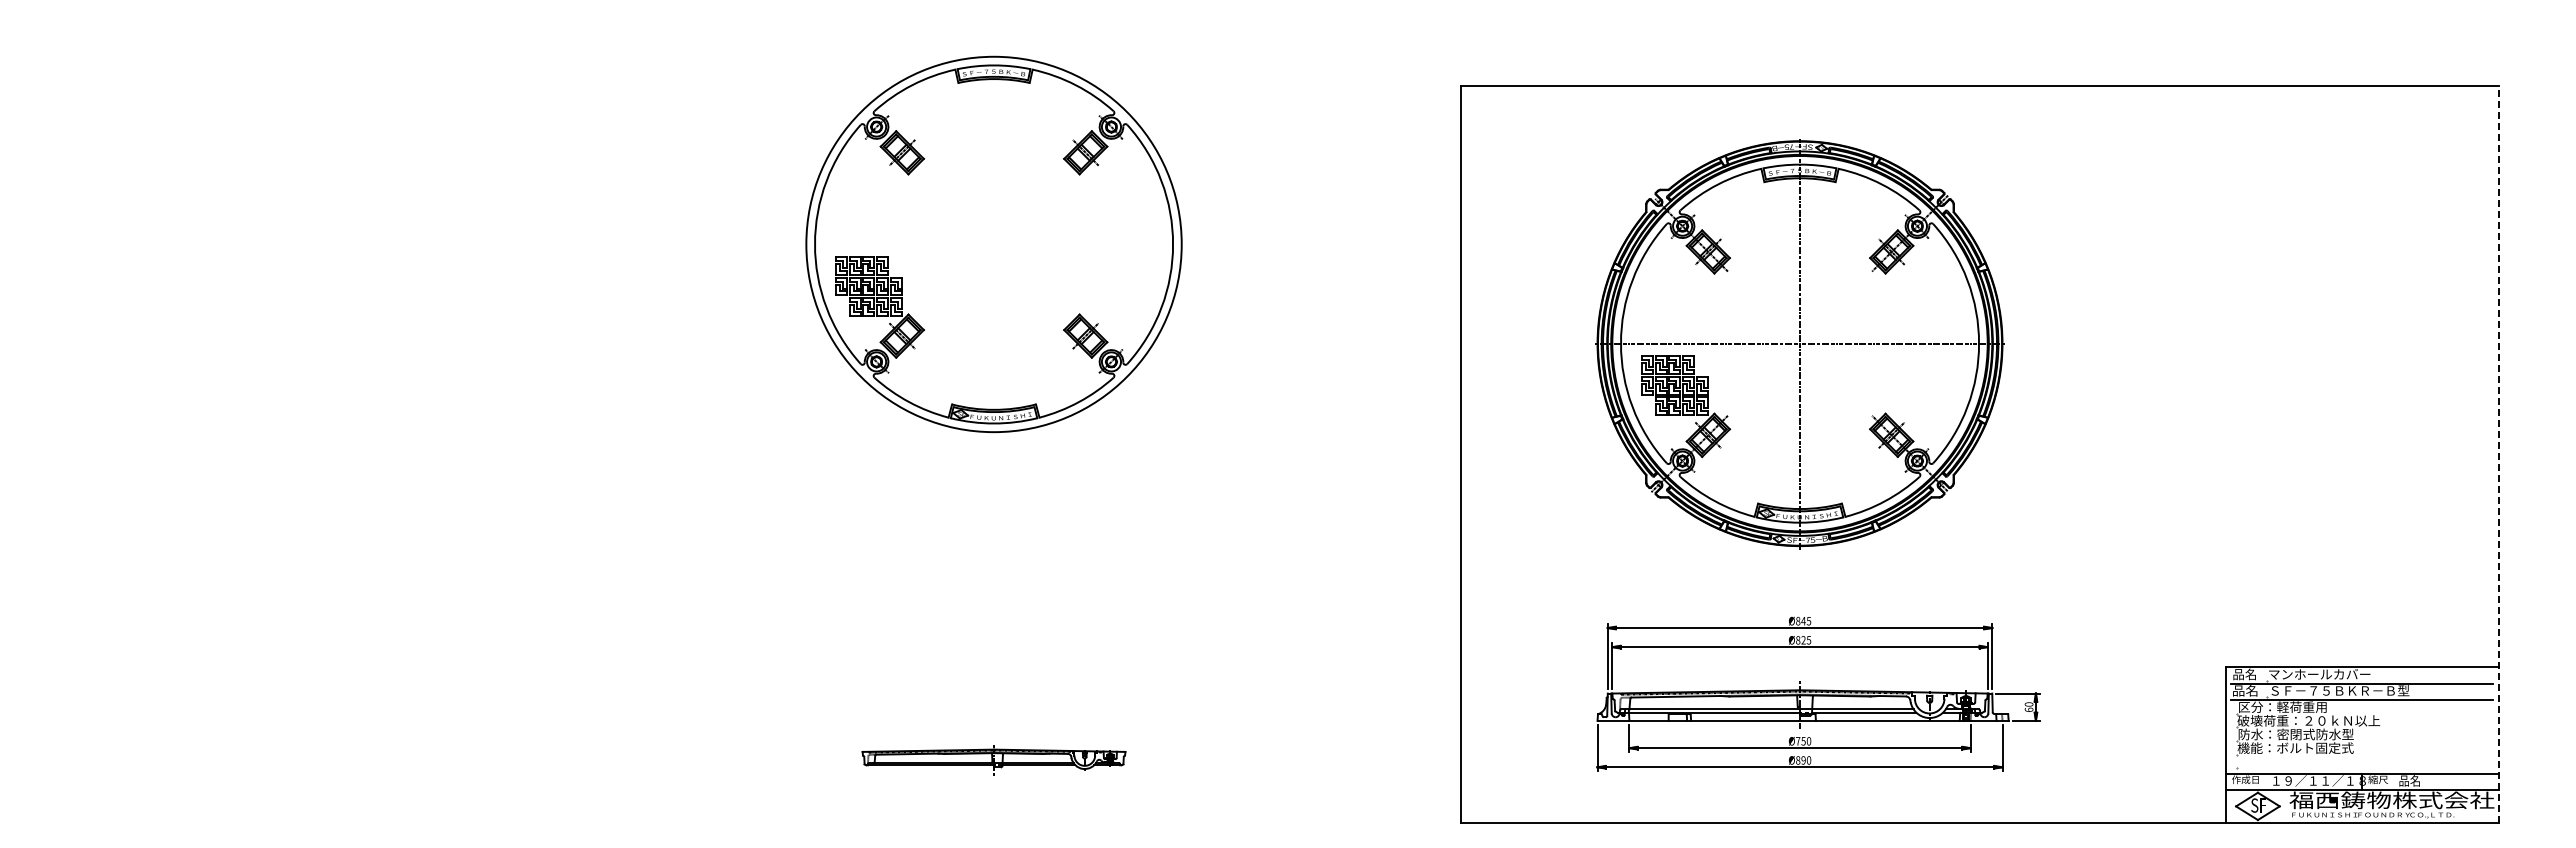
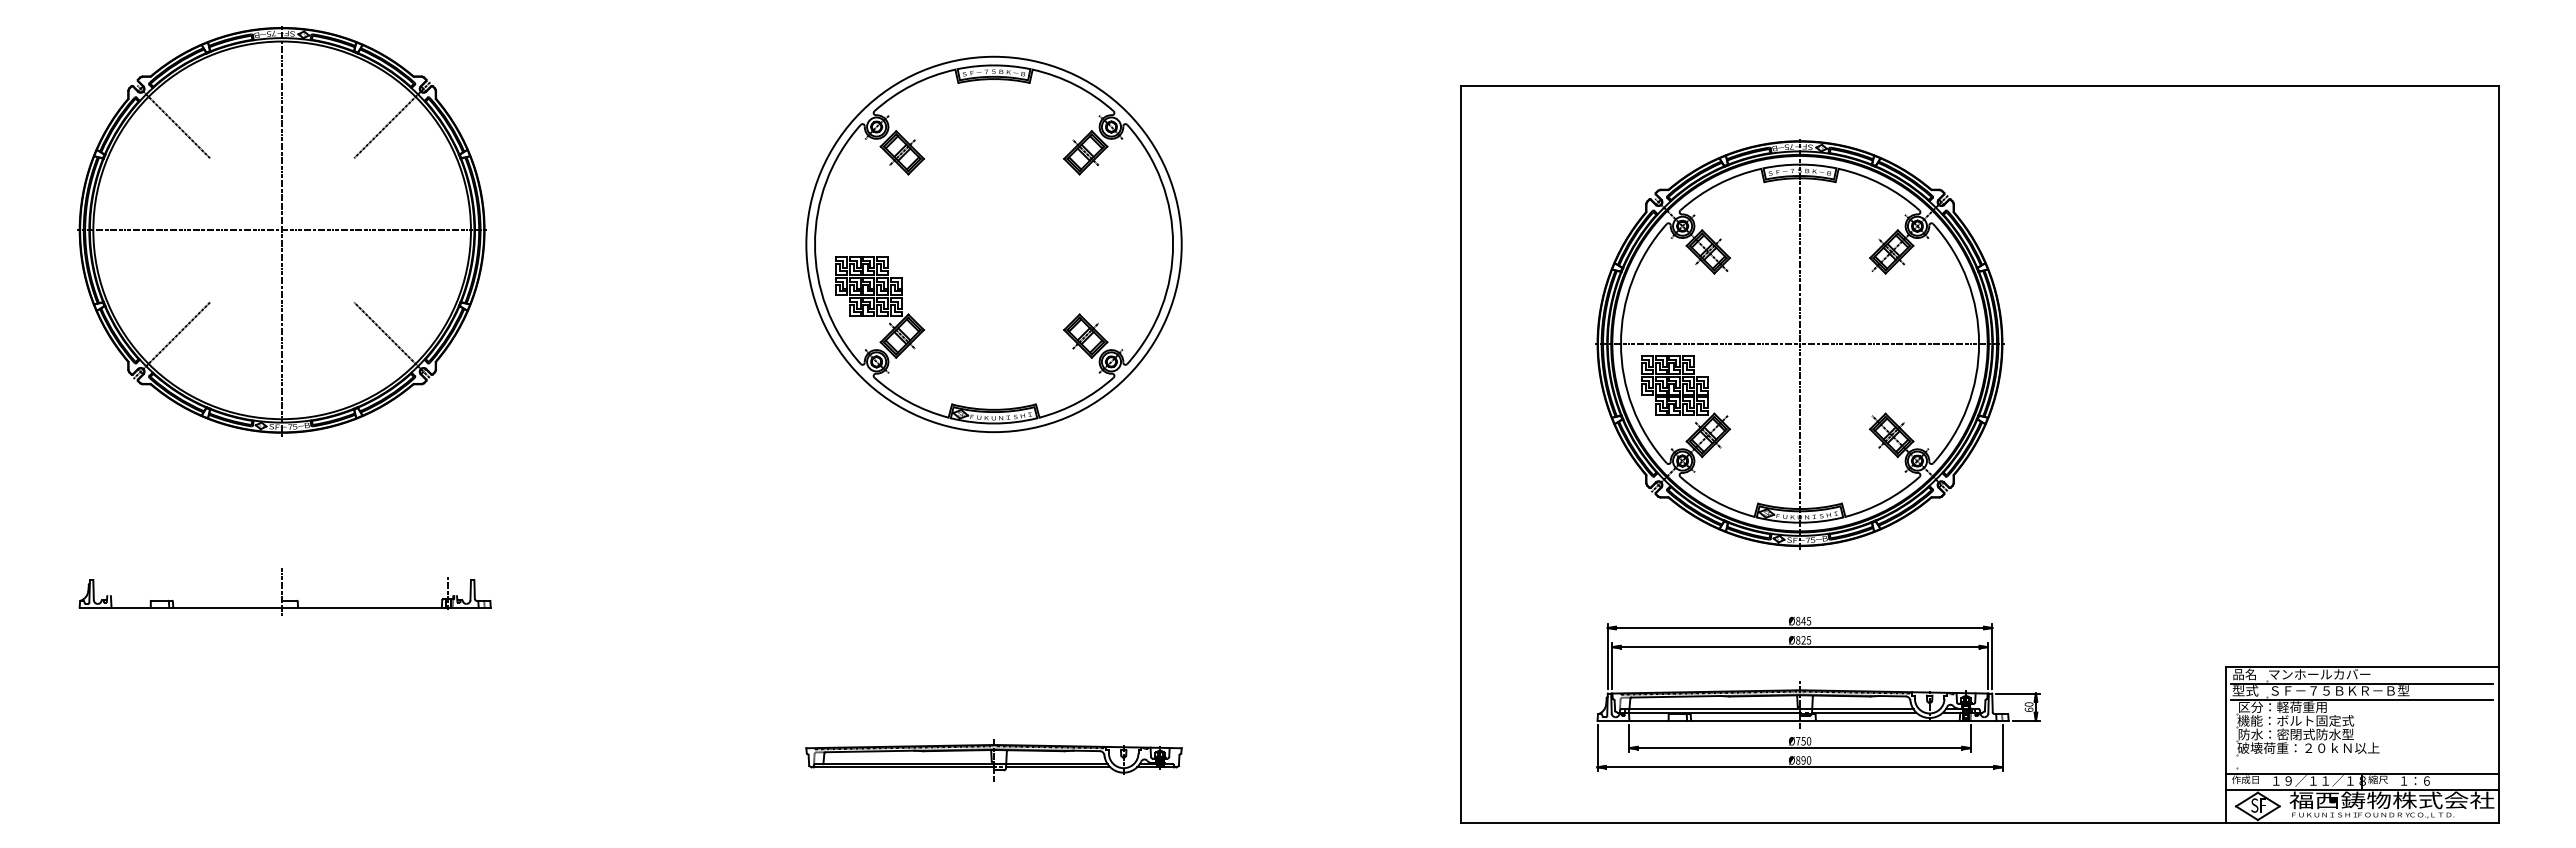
part: none -> present (281, 231)
line: dashed -> solid (2498, 454)
part: none -> present (284, 591)
text: 品名 -> 型式 (2245, 690)
text: 破壊荷重：２０ｋＮ以上 -> 機能：ボルト固定式 (2308, 720)
text: 機能：ボルト固定式 -> 破壊荷重：２０ｋＮ以上 (2308, 747)
part size: 266x31 px -> 378x43 px (993, 760)
text: 品名 -> １：６ (2414, 780)
